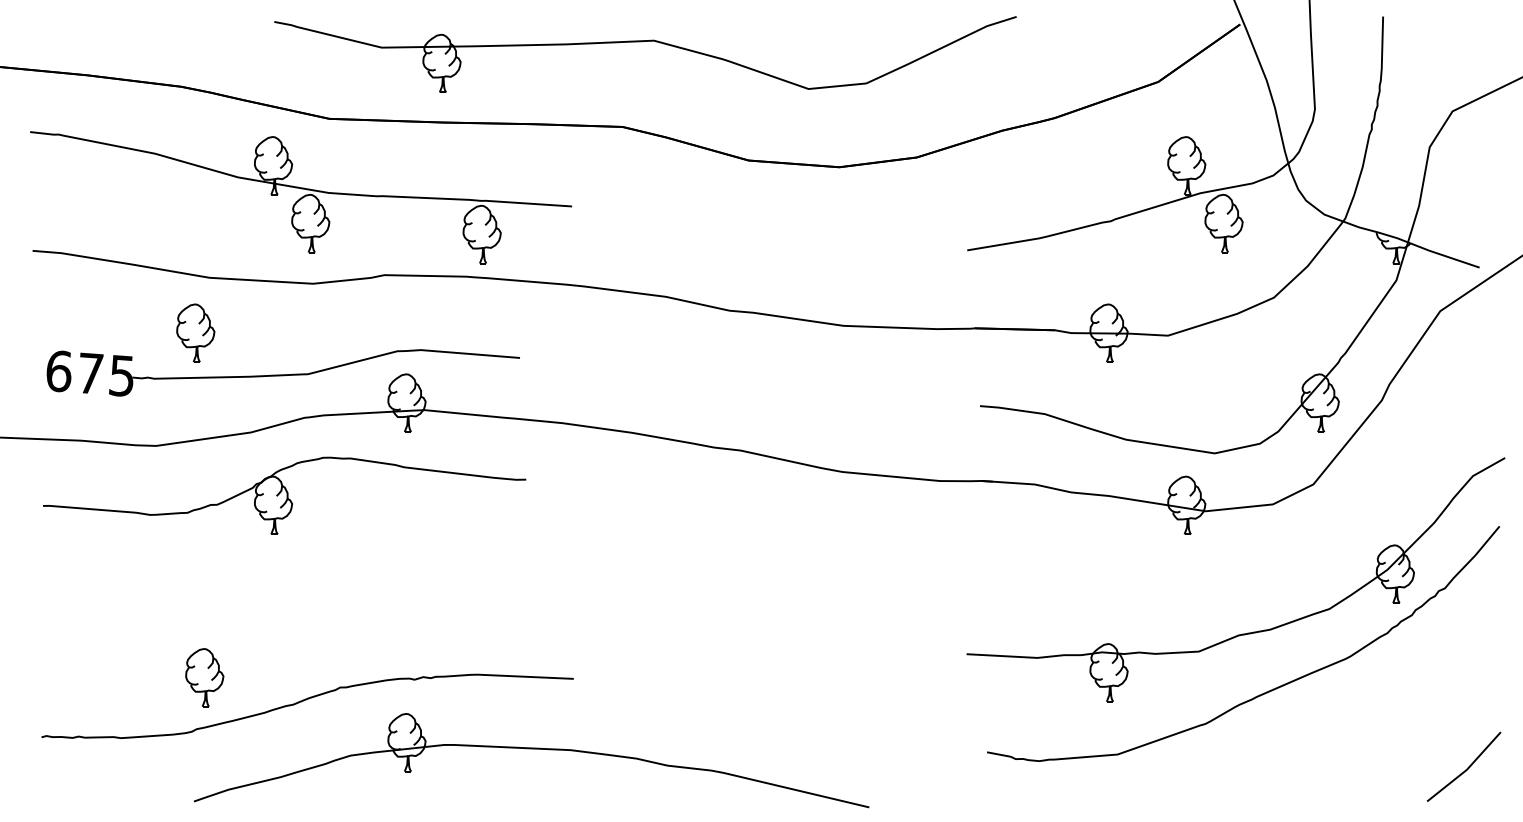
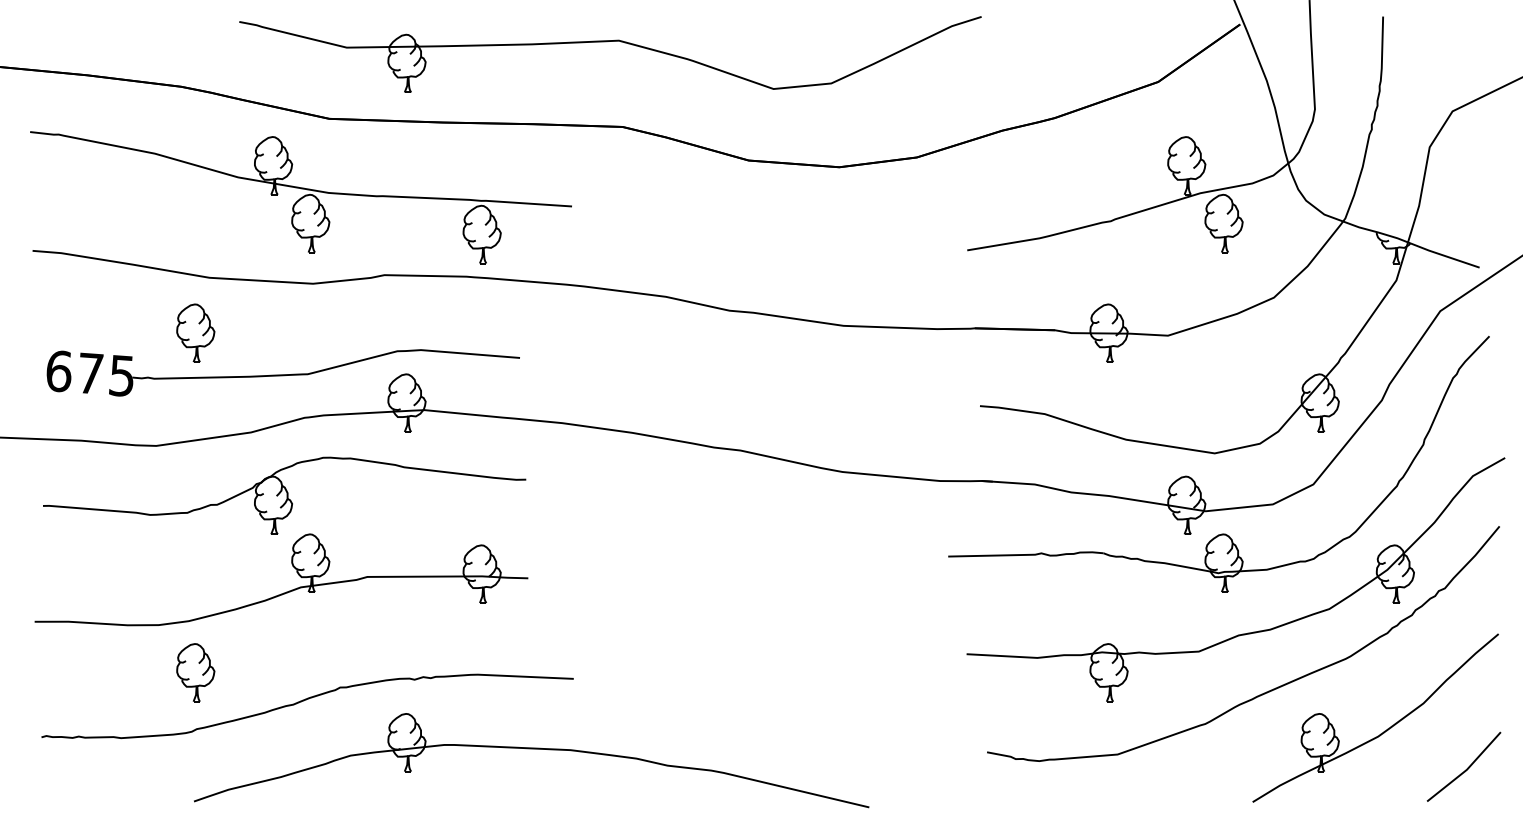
part position: (642, 42) -> (607, 42) (607, 42)
part: none -> present (1221, 533)
part: none -> present (286, 591)
part position: (204, 677) -> (195, 672) (195, 672)
part: none -> present (1384, 730)
